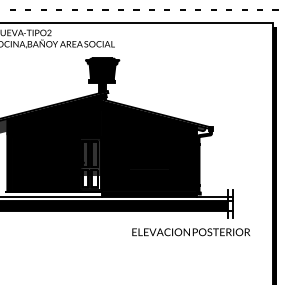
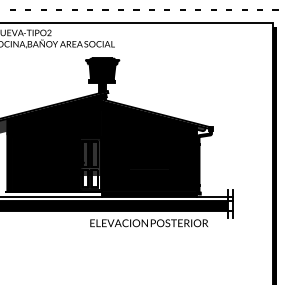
text position: (191, 232) -> (149, 223) (149, 223)
